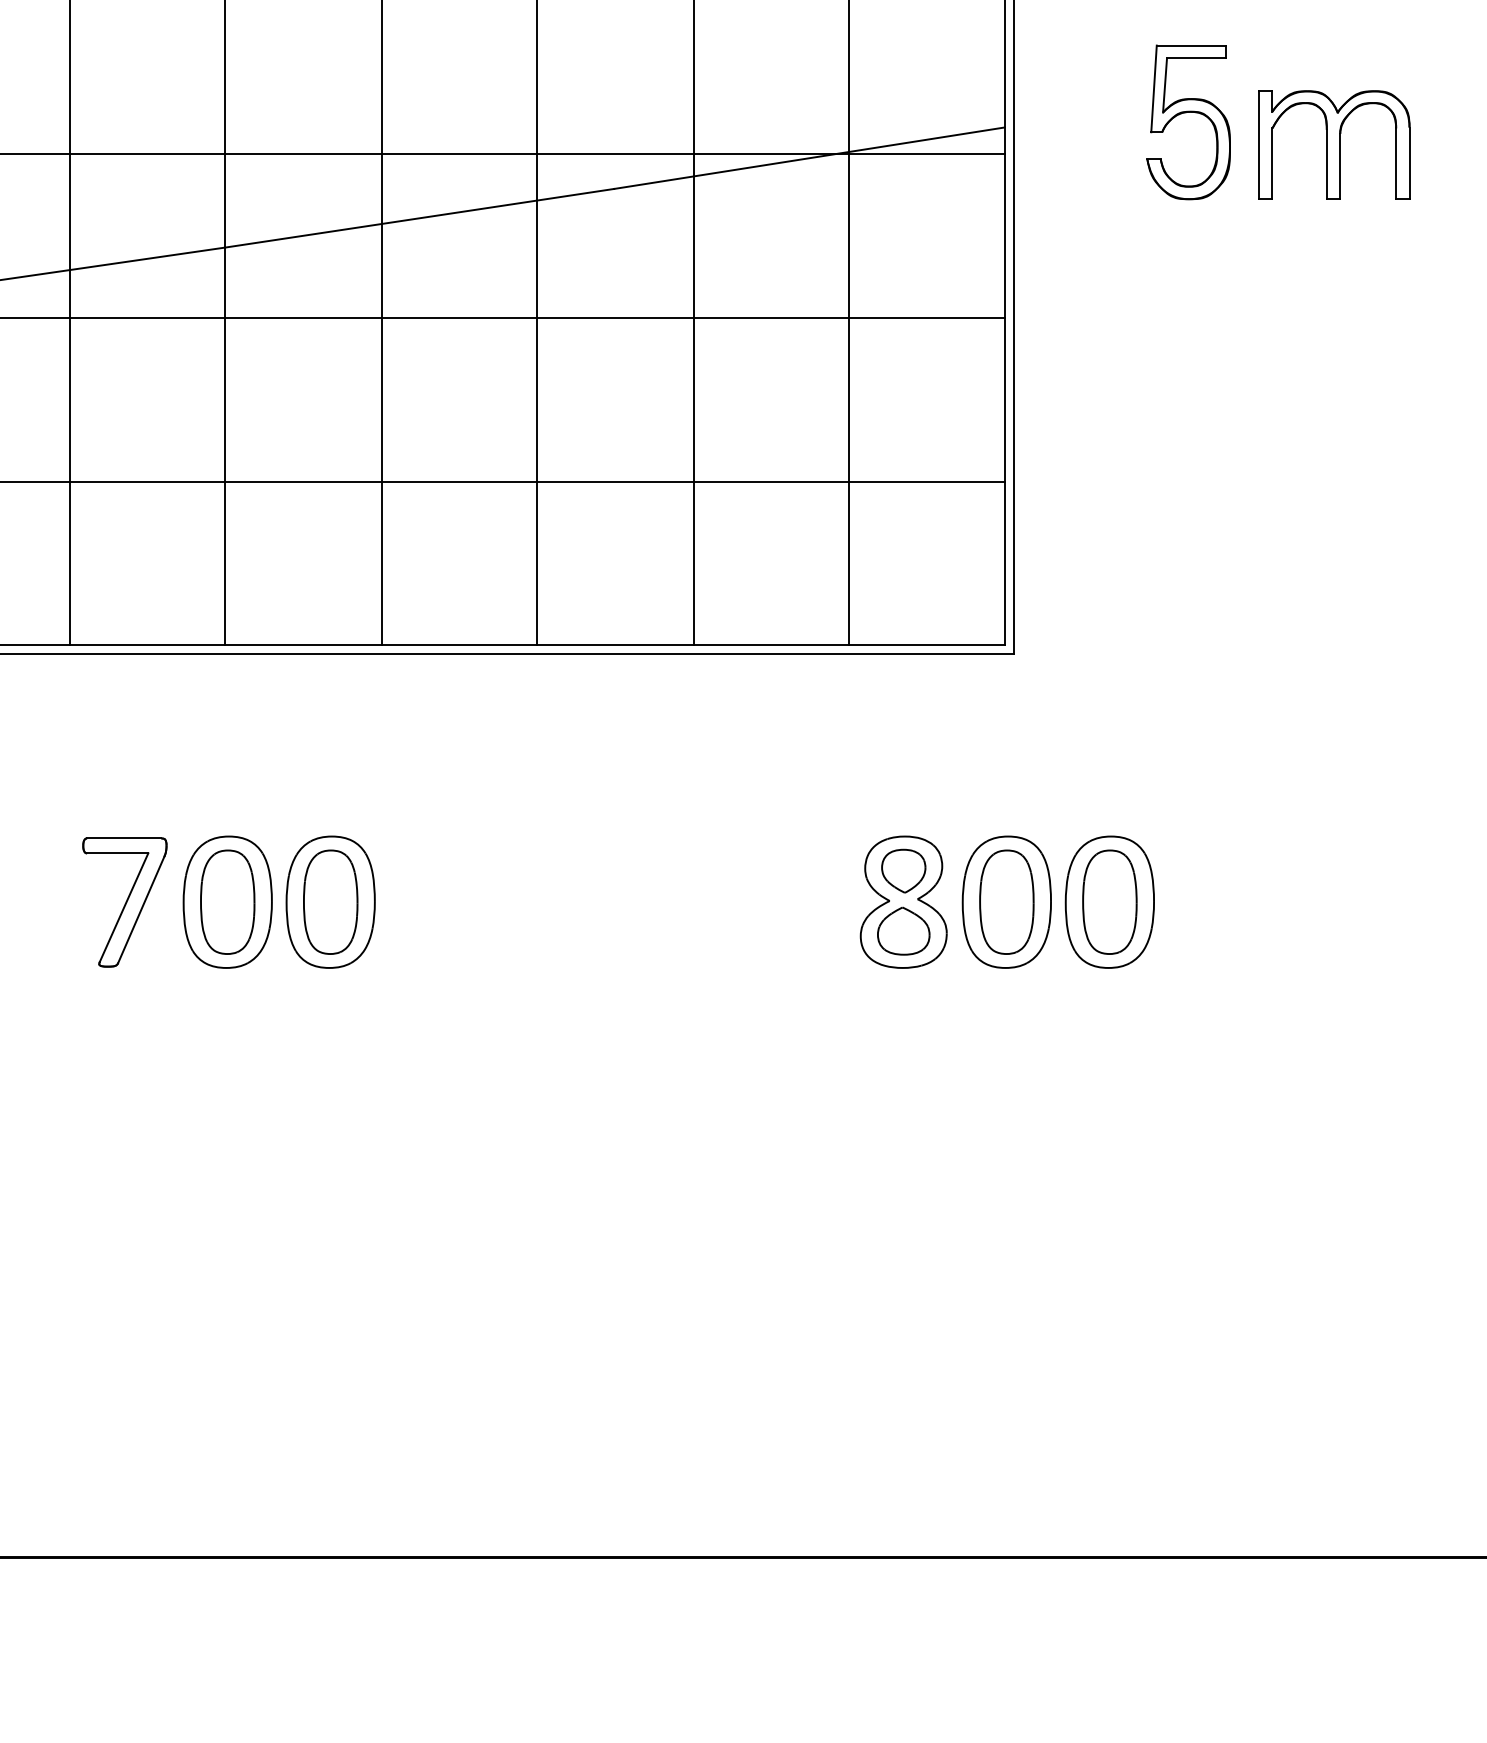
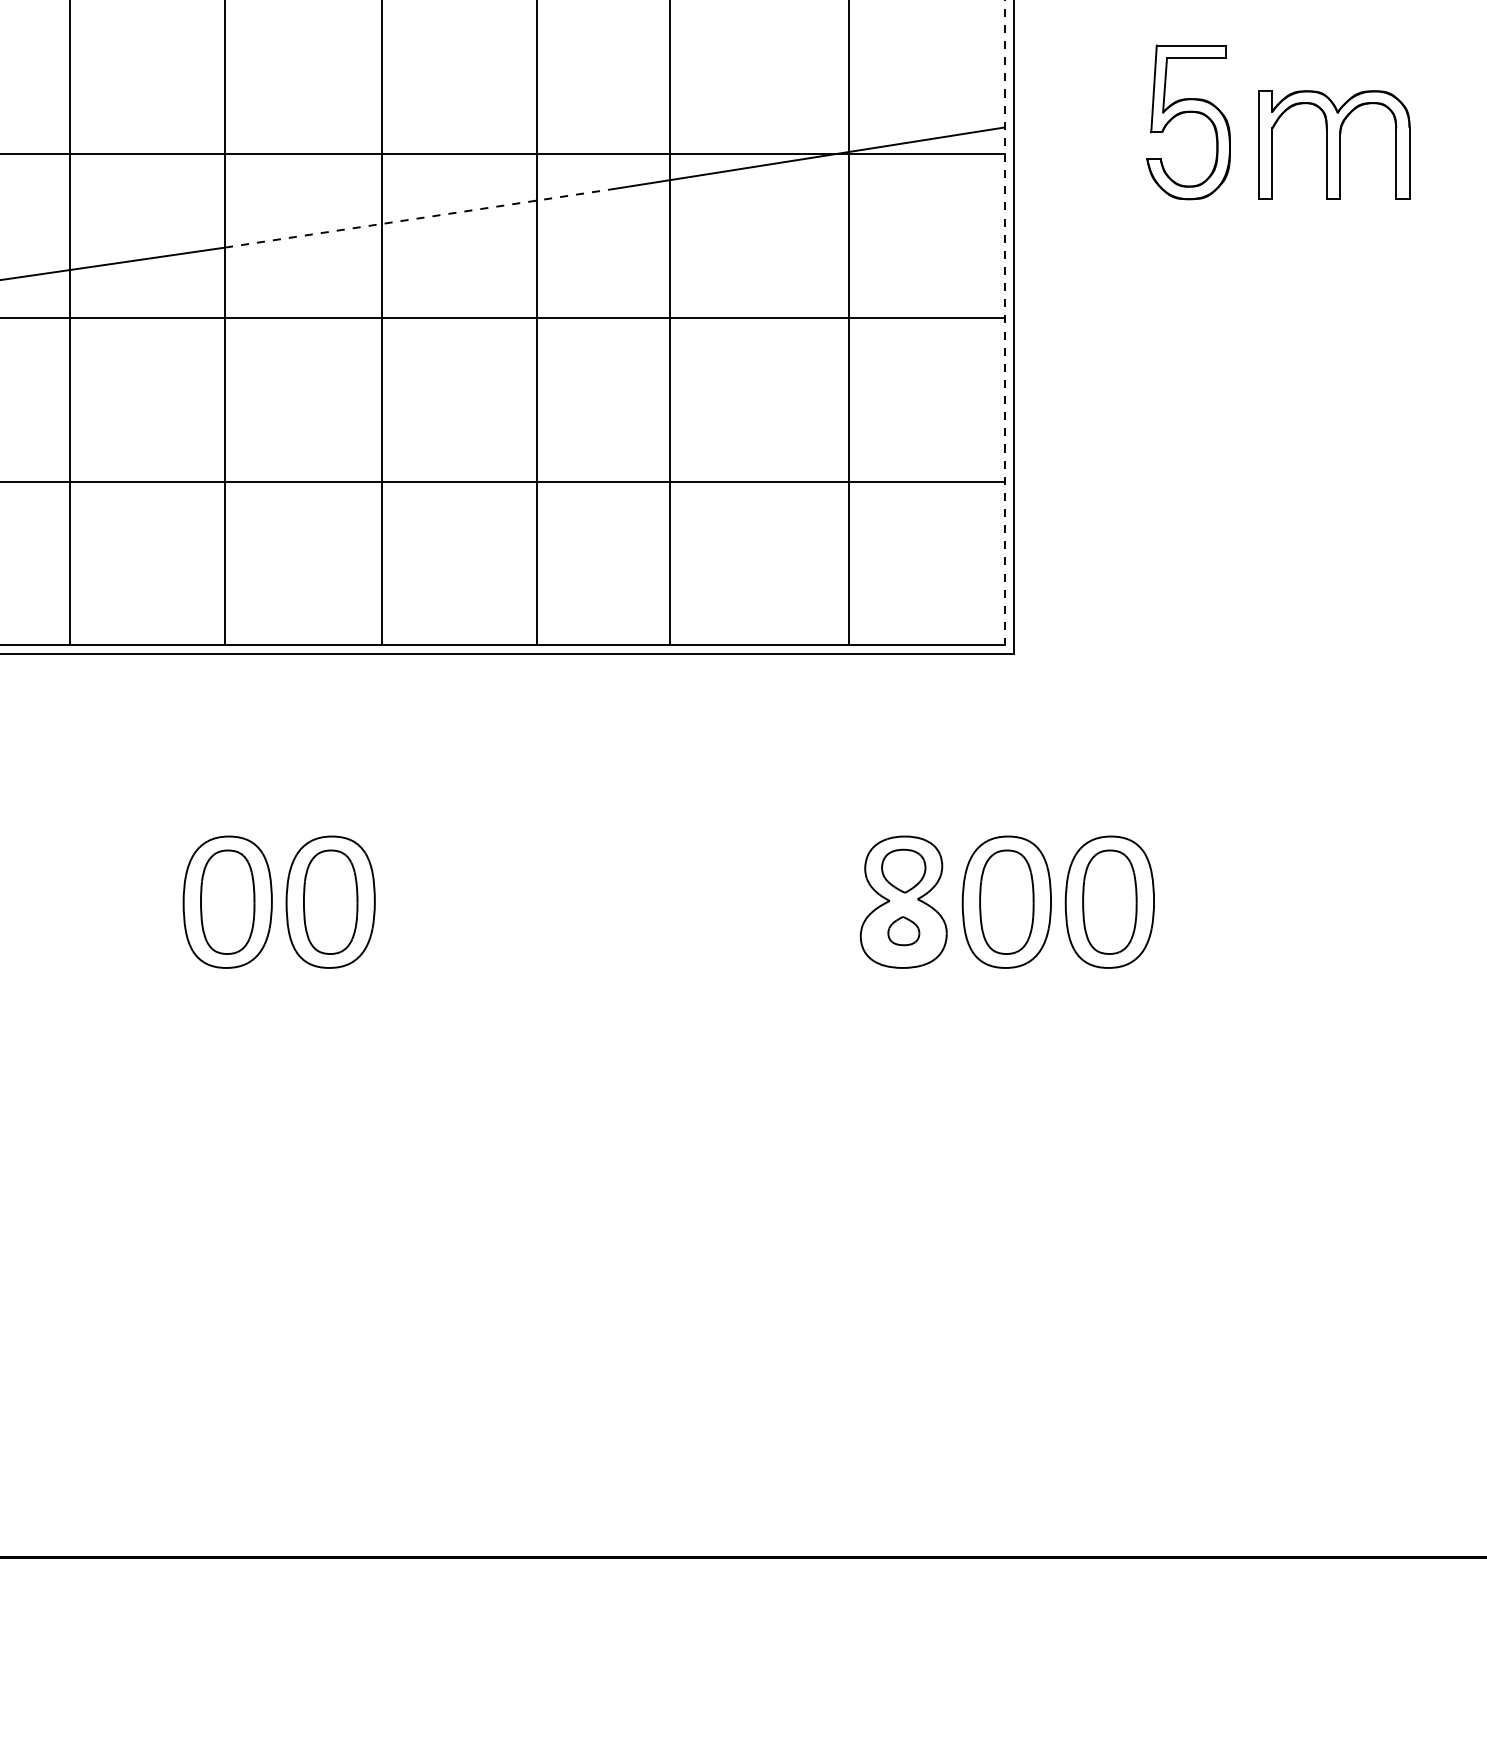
line: solid -> dashed (419, 218)
line: solid -> dashed (1004, 322)
line position: (693, 323) -> (669, 323) (669, 323)
part: present -> none (124, 902)
part size: 54x50 px -> 34x31 px (903, 931)
